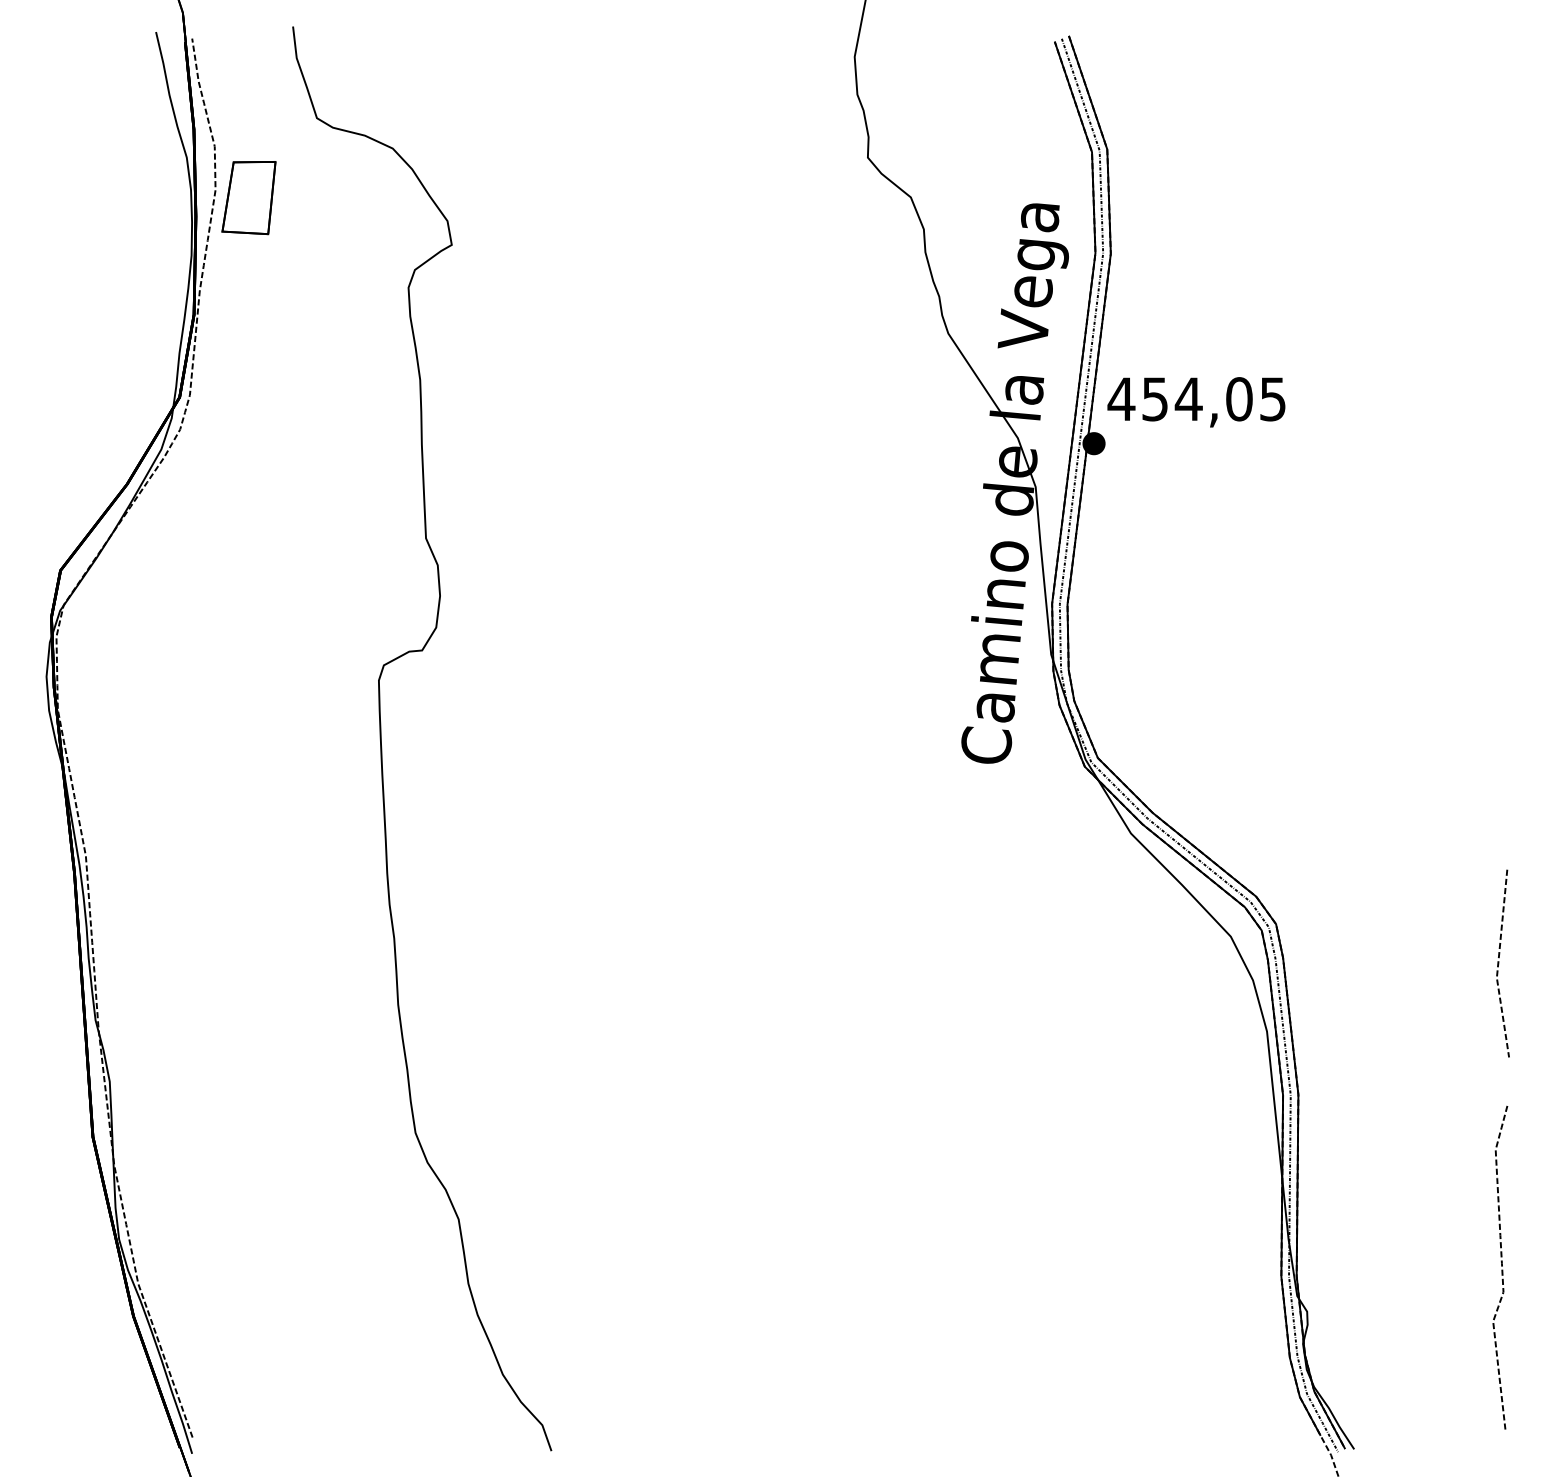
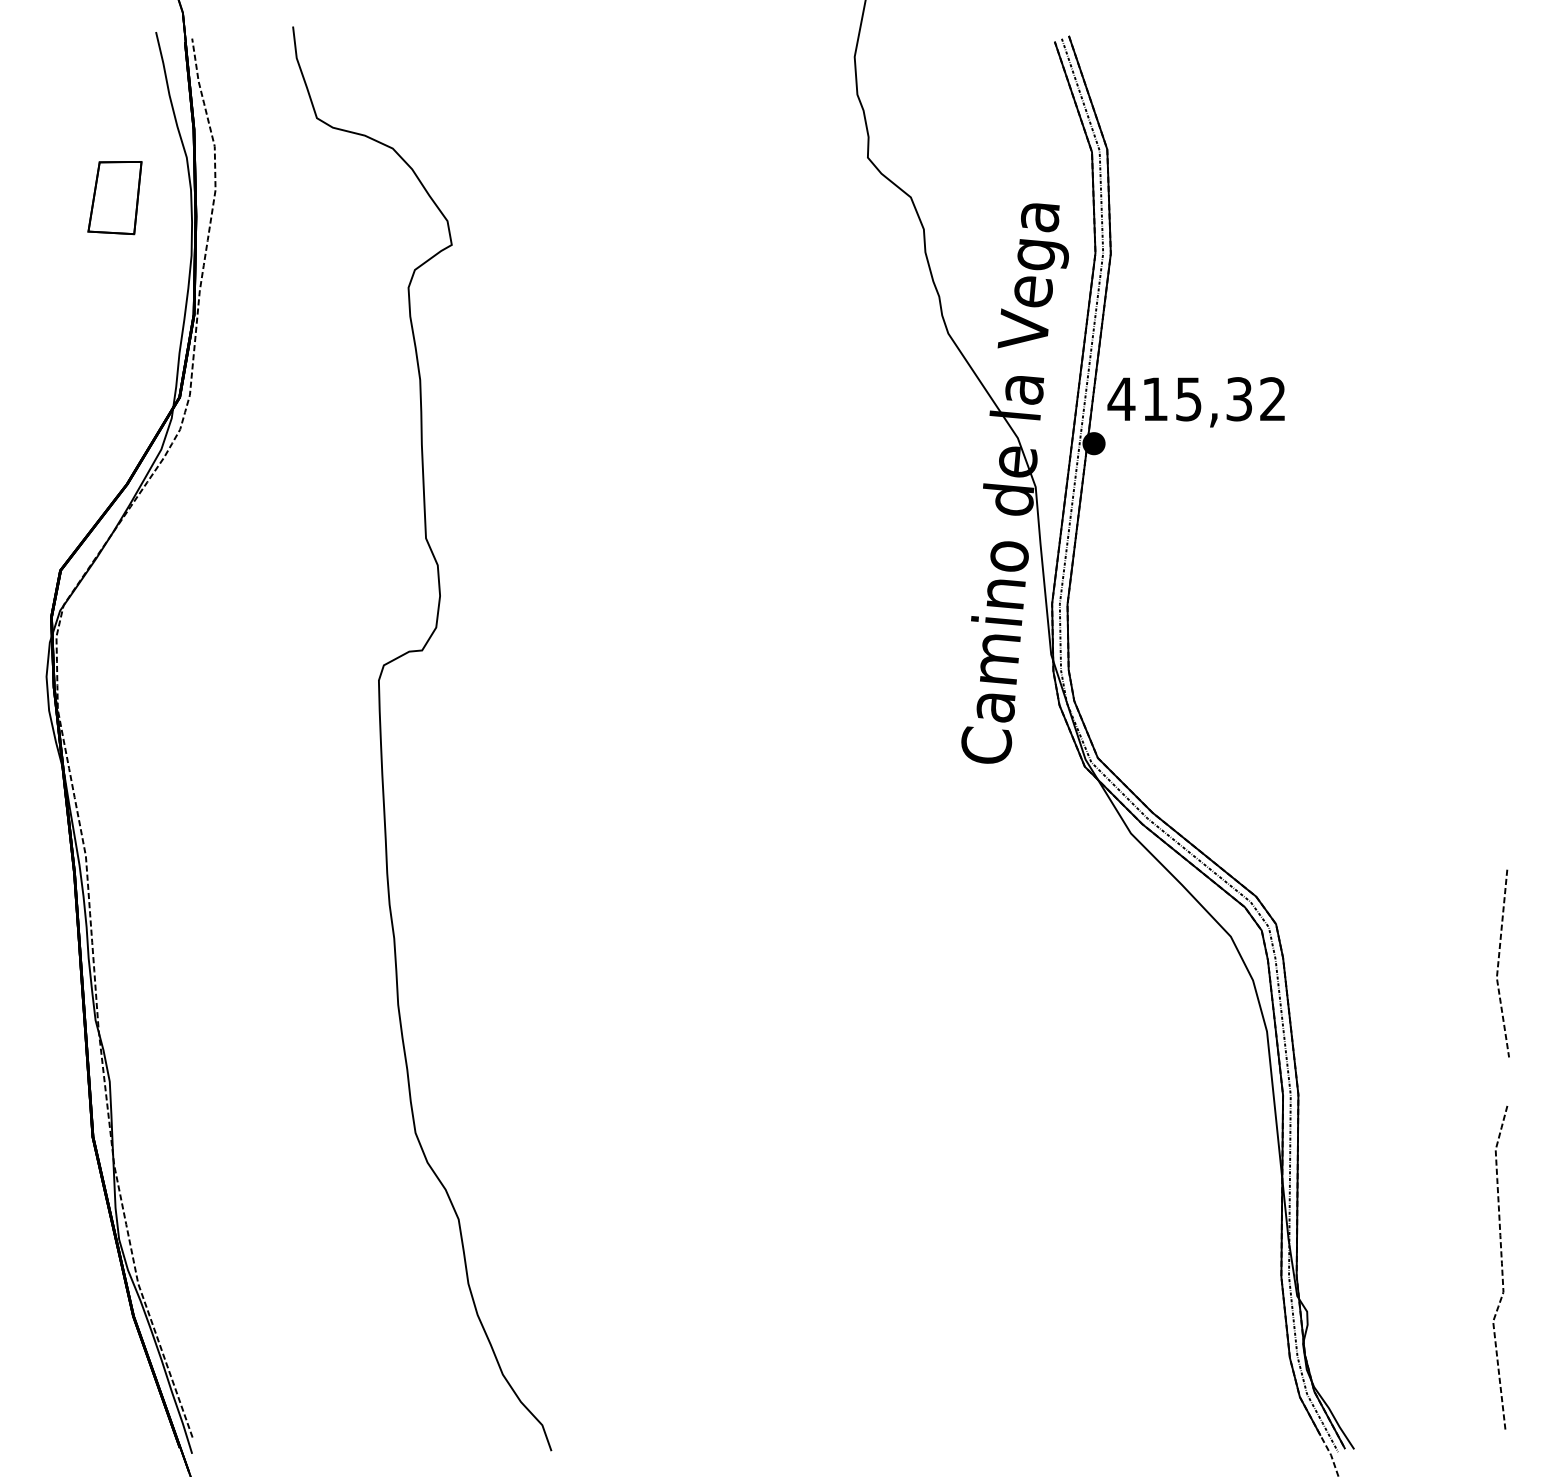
part position: (248, 198) -> (114, 198) (114, 198)
text: 454,05 -> 415,32 (1213, 399)
